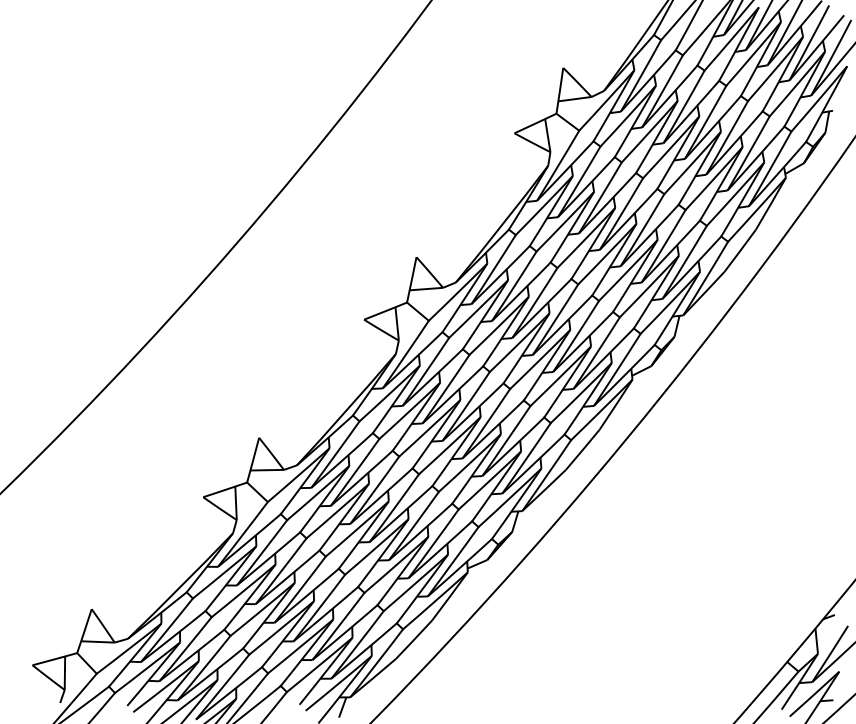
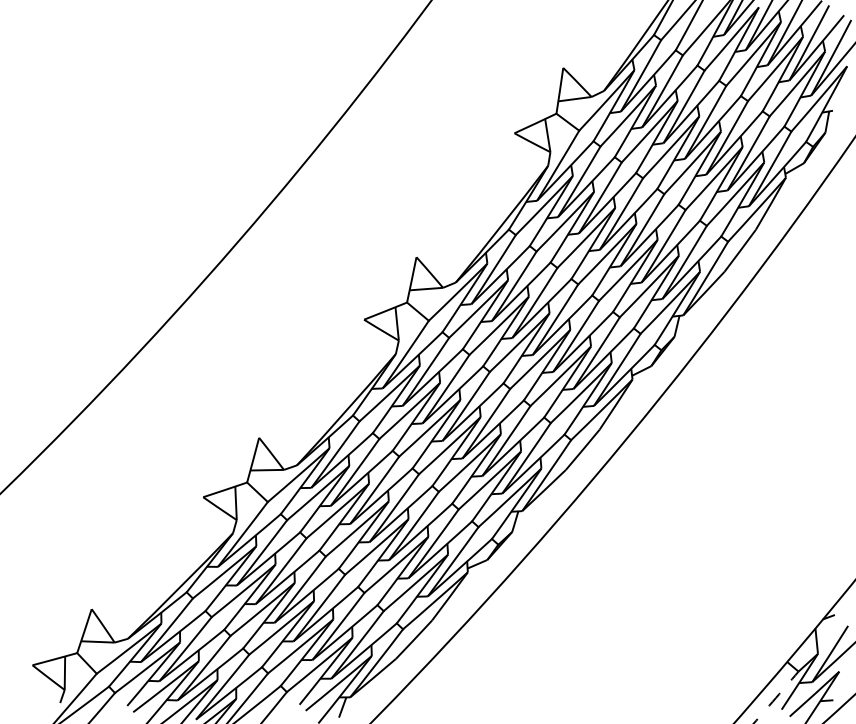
arc: solid -> dashed (775, 698)
